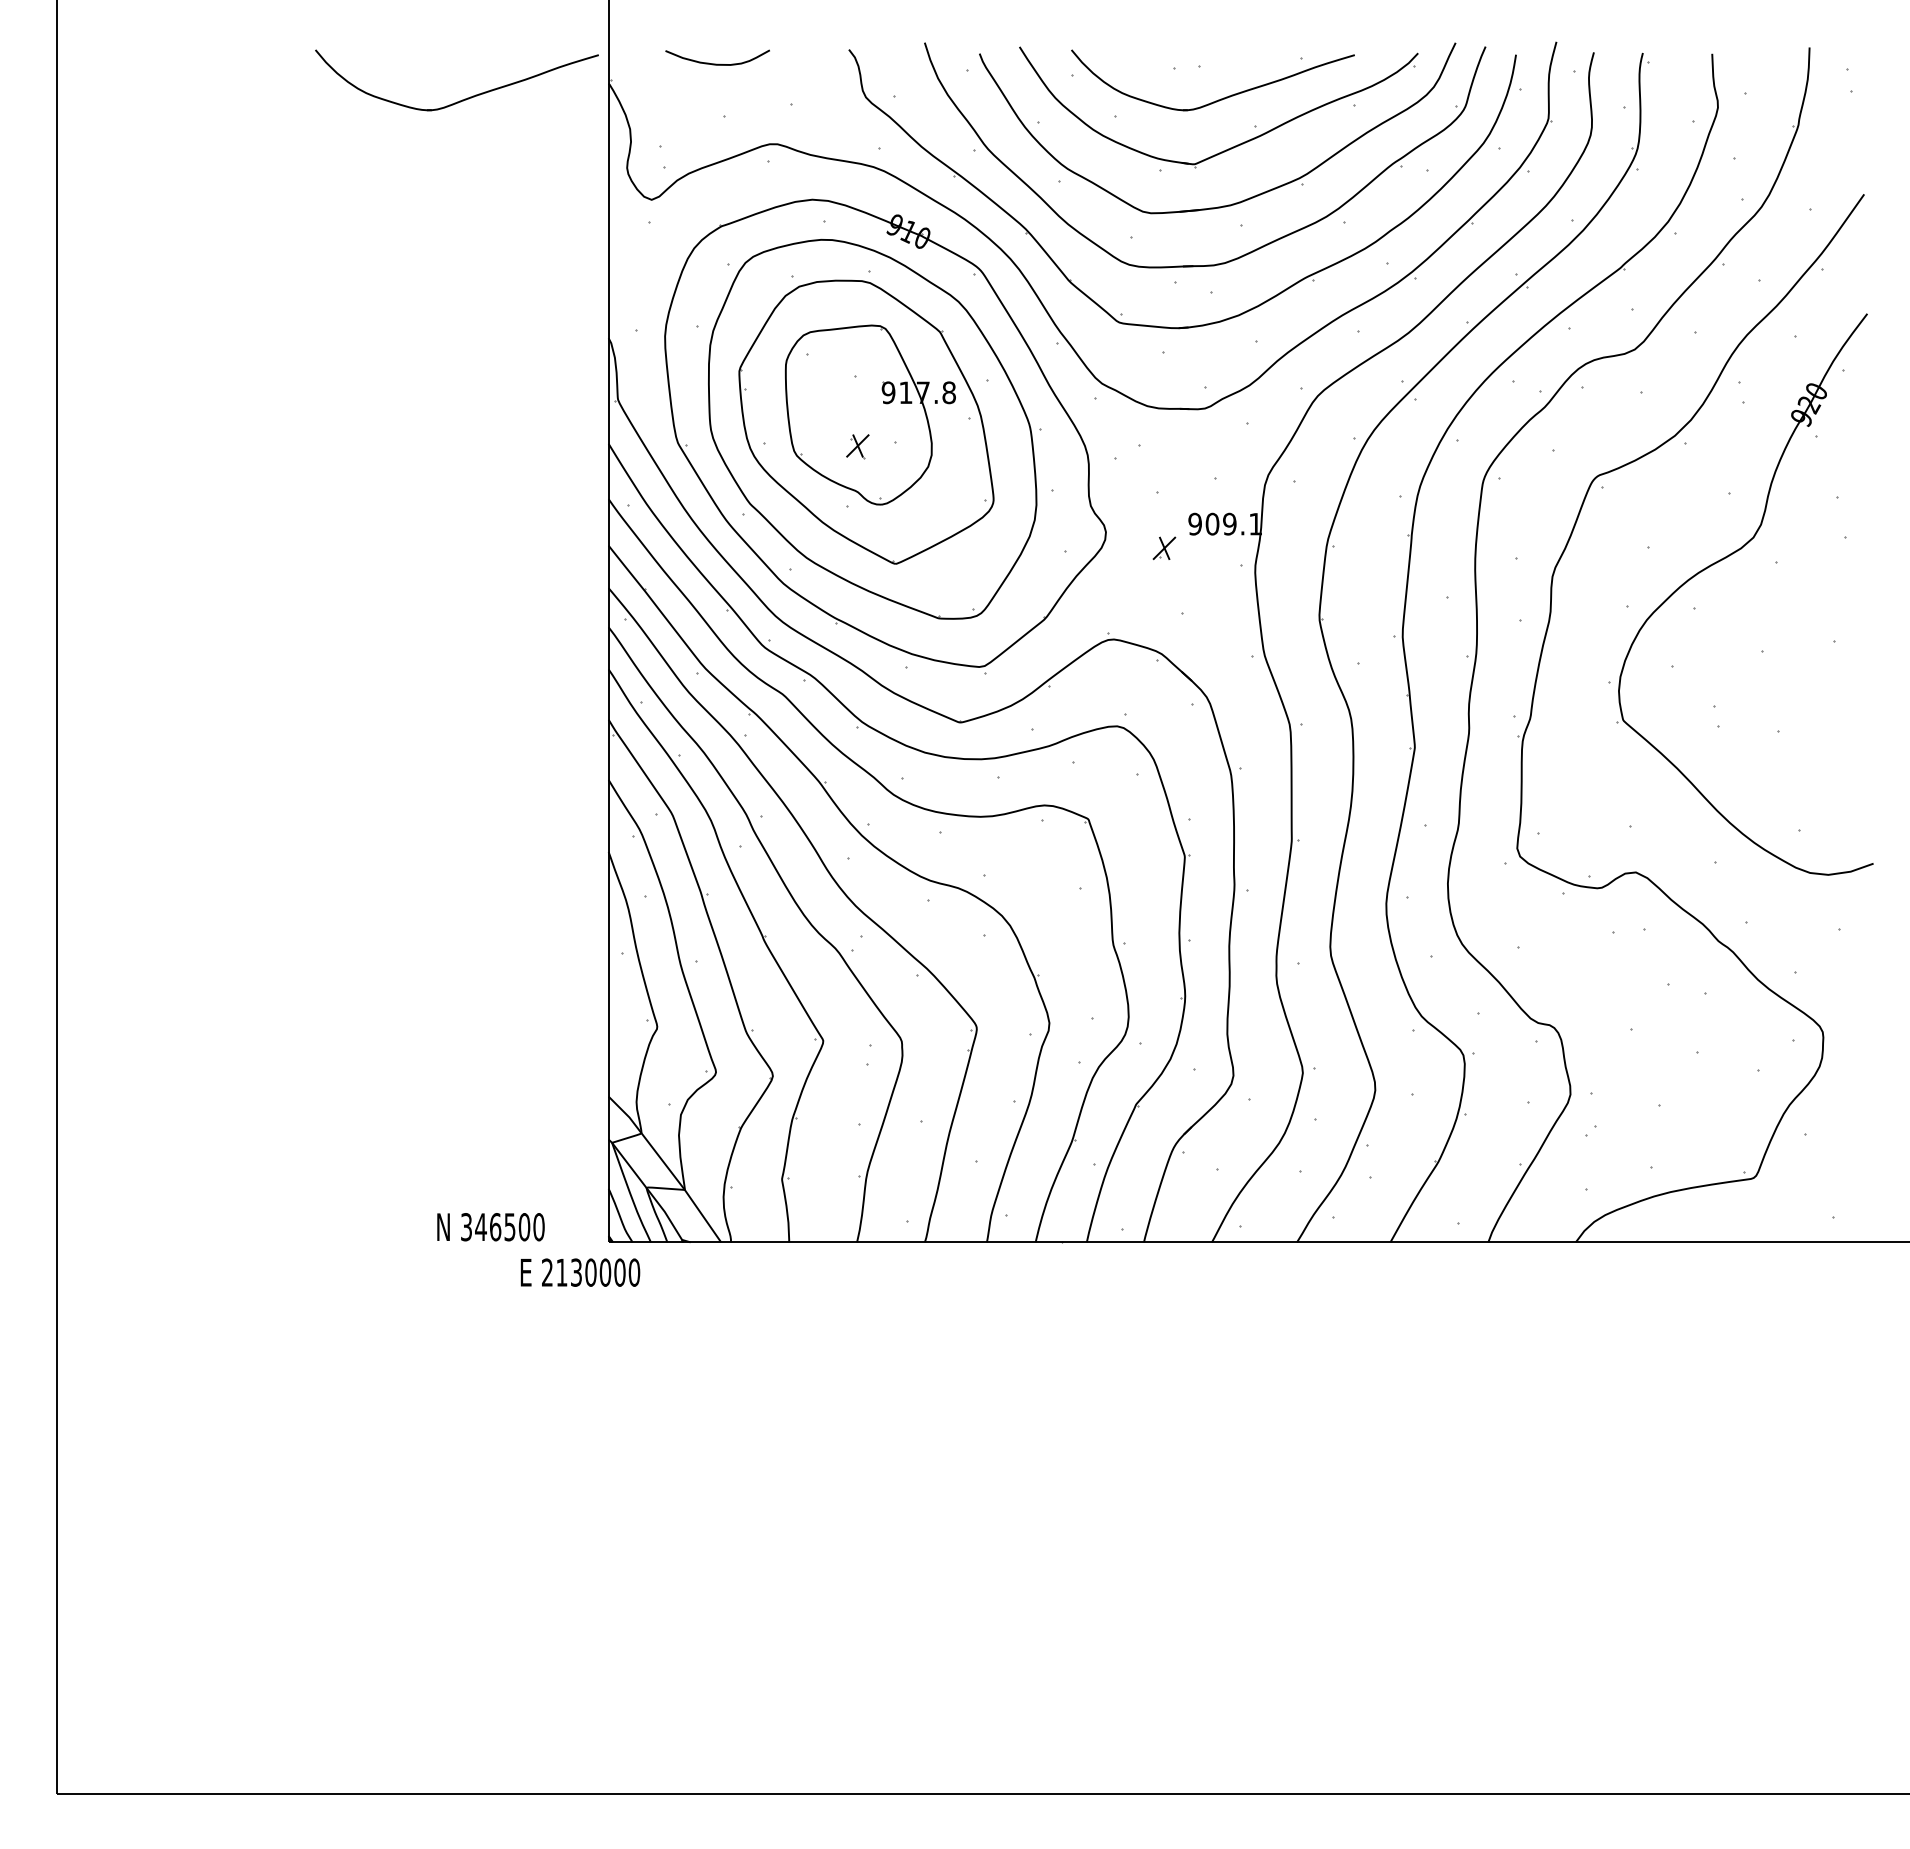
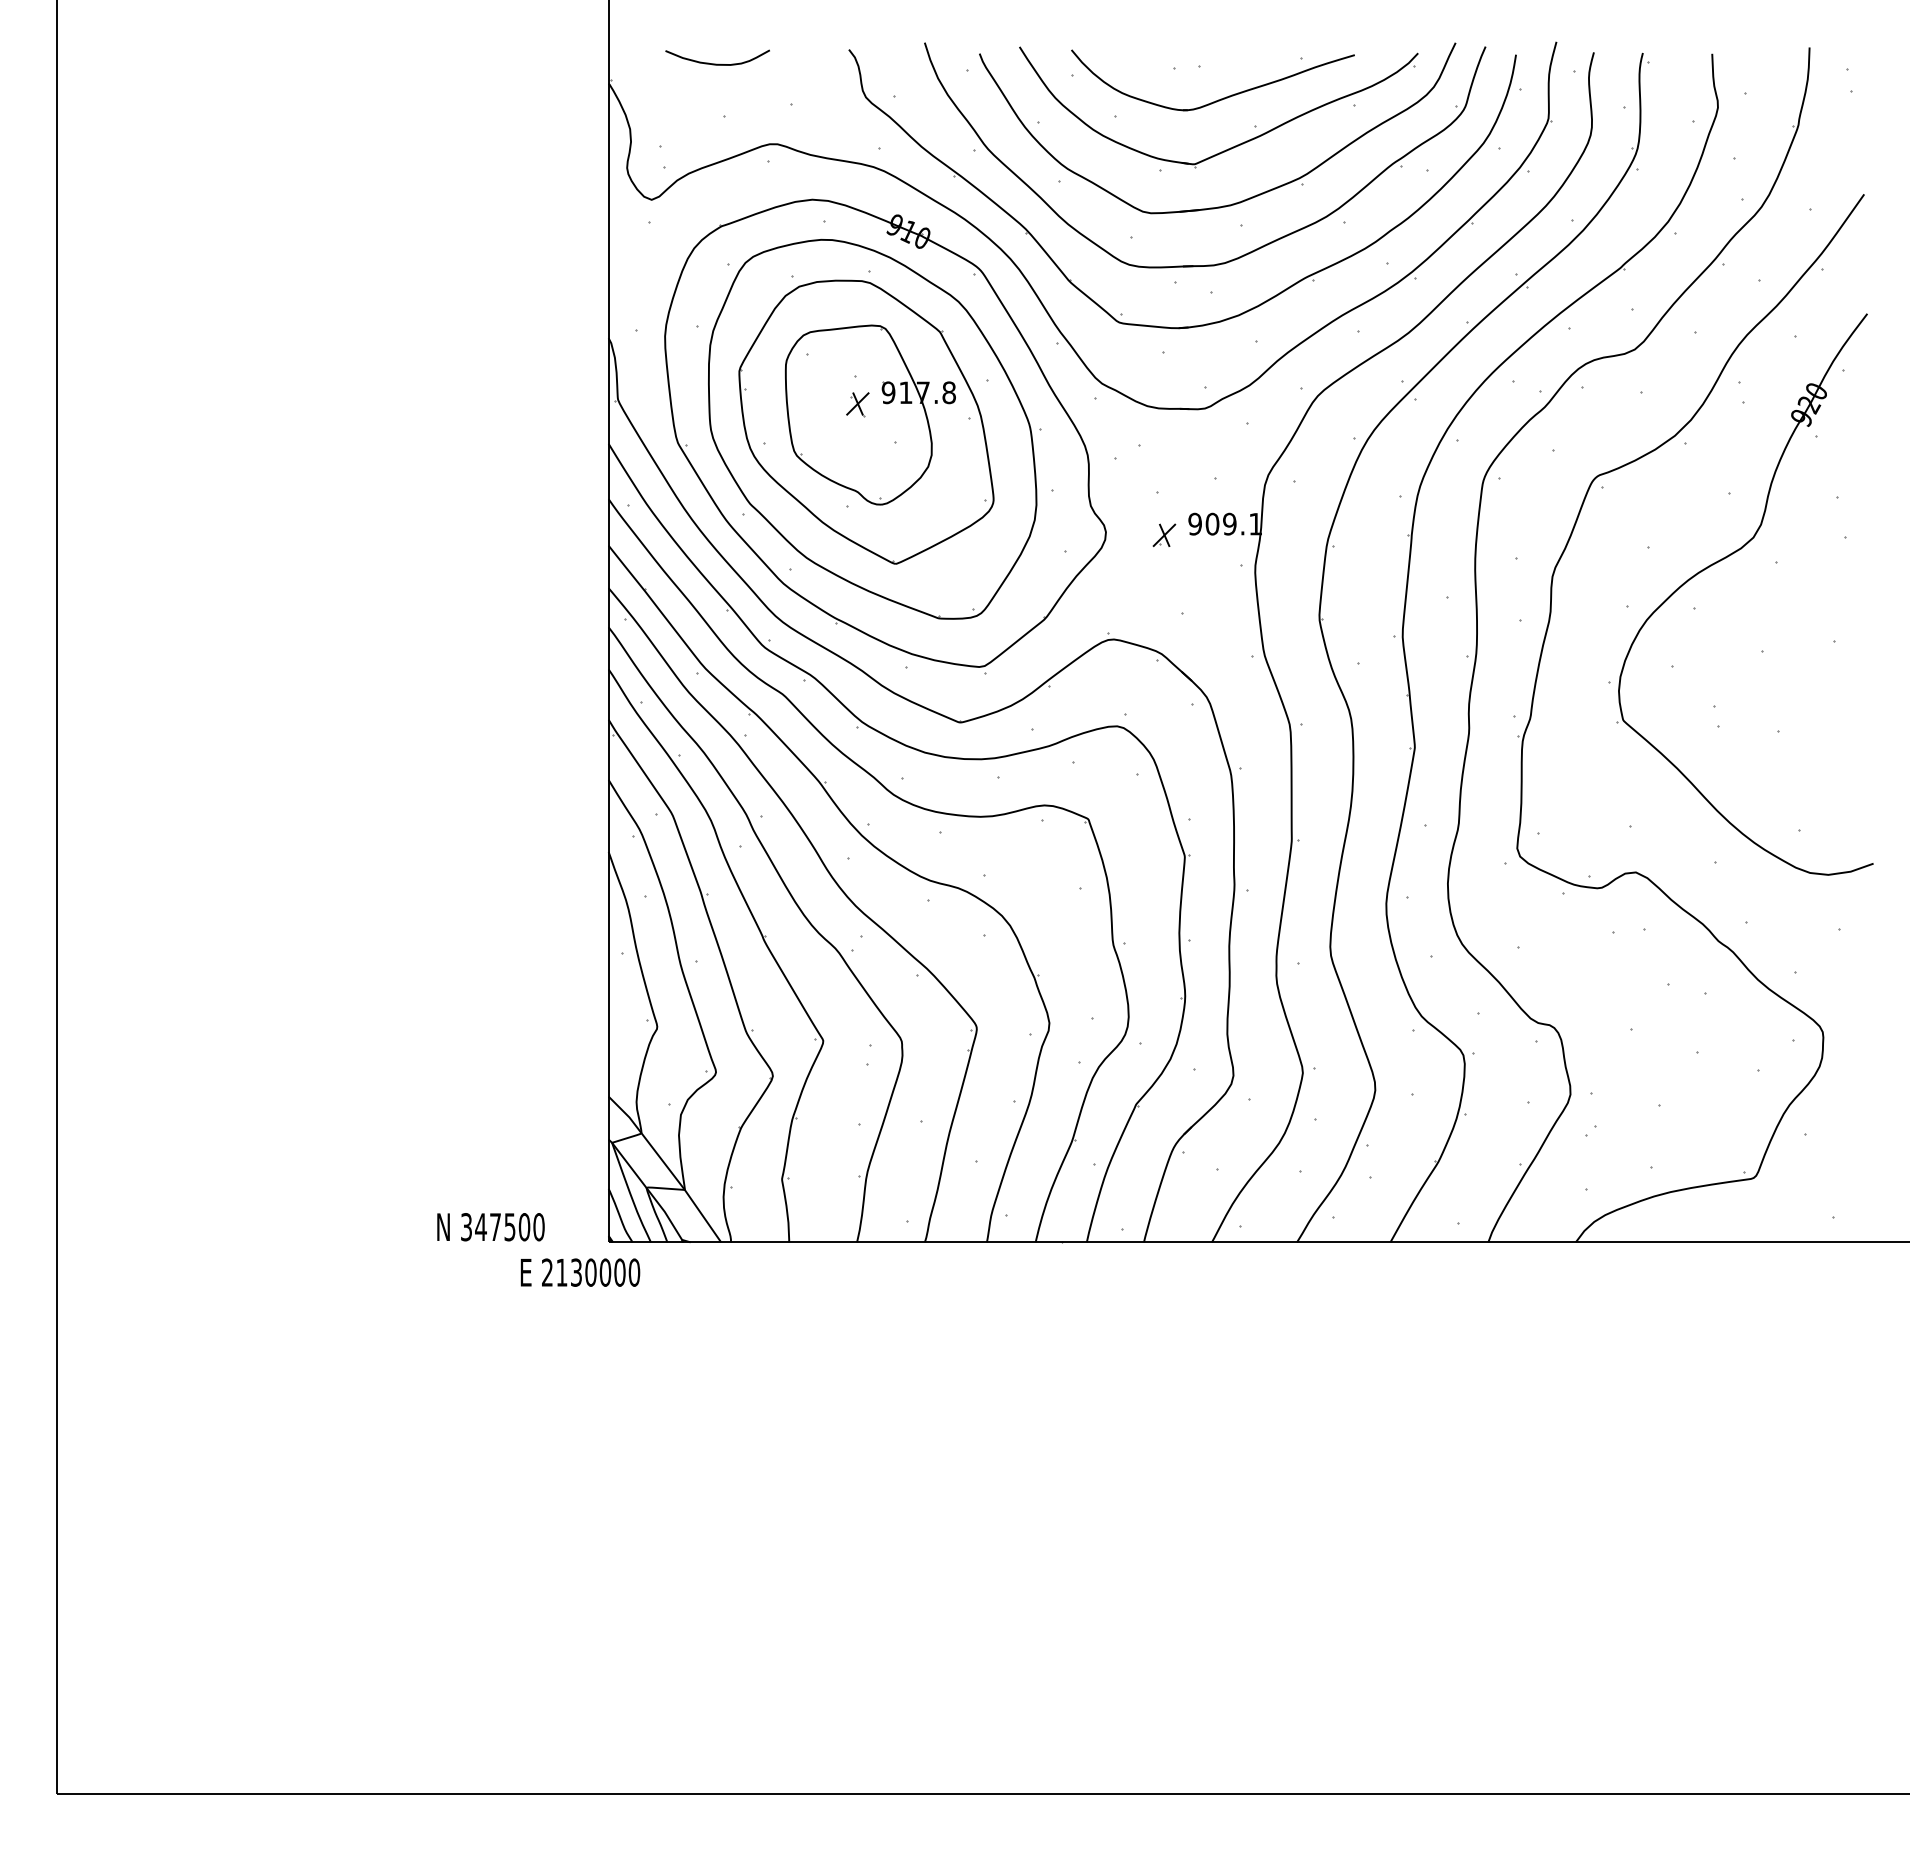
part: present -> none (462, 99)
part position: (857, 446) -> (857, 404) (857, 404)
part position: (1164, 548) -> (1164, 535) (1164, 535)
text: 346500 -> 347500 (495, 1227)
